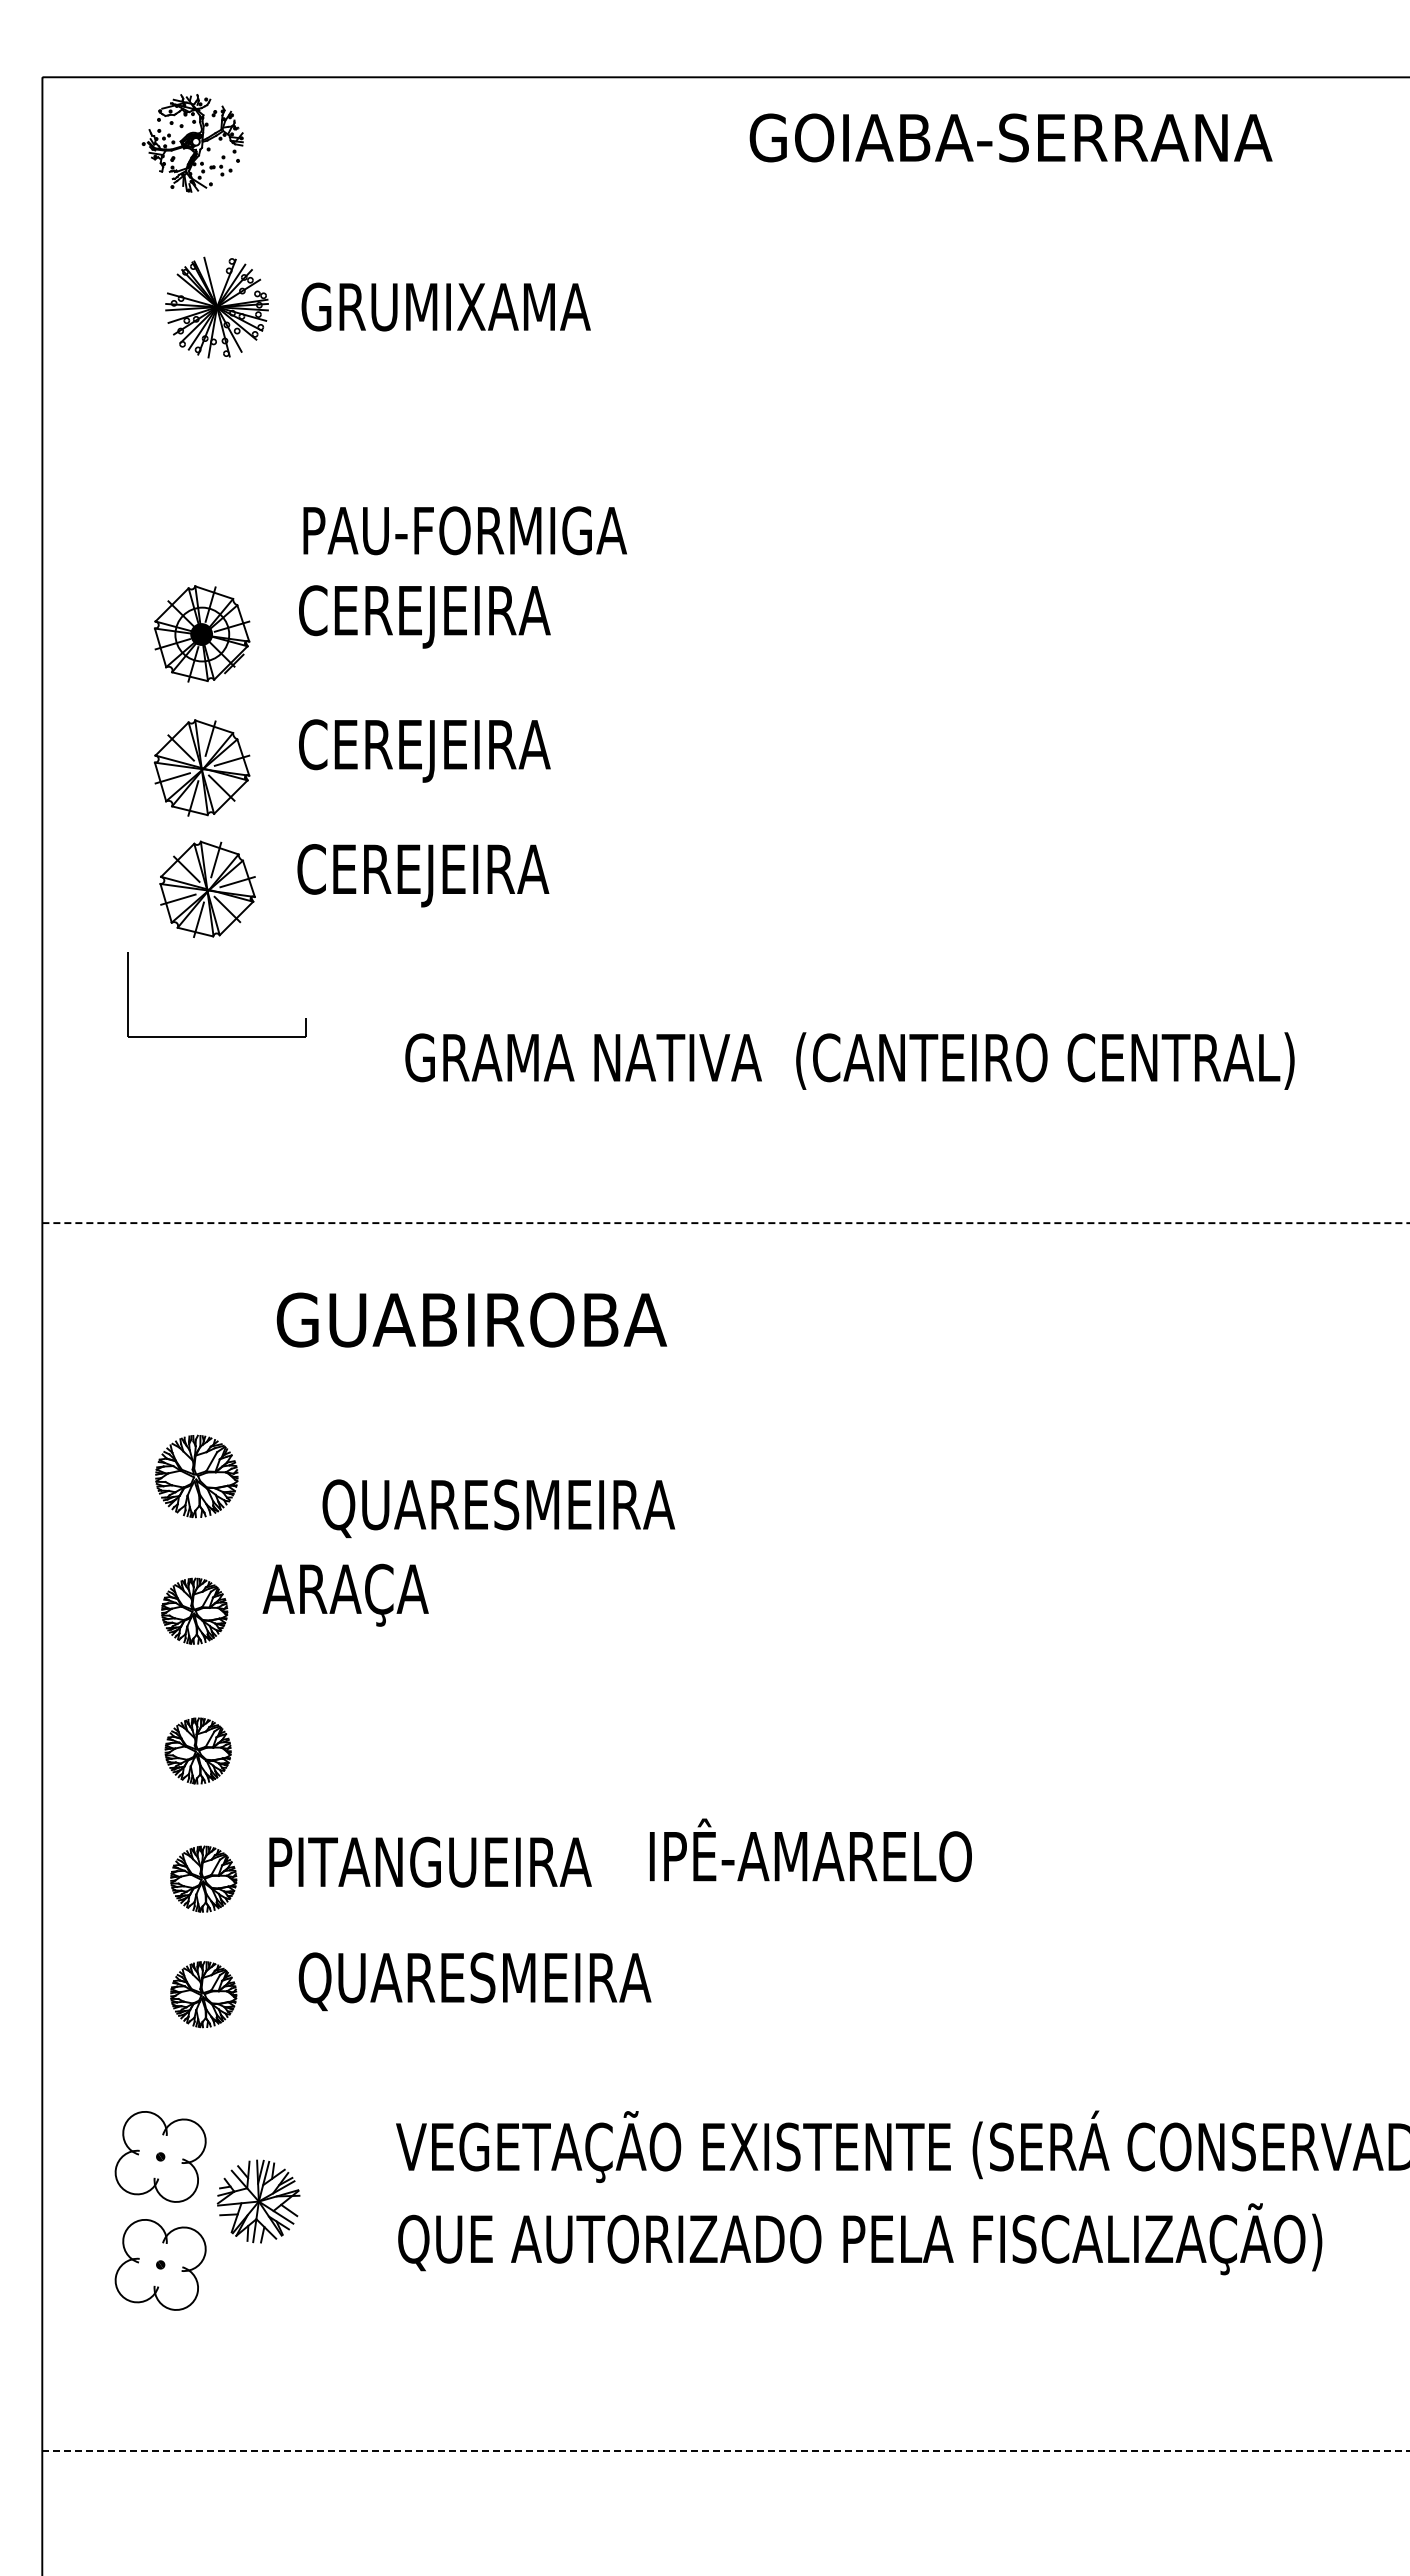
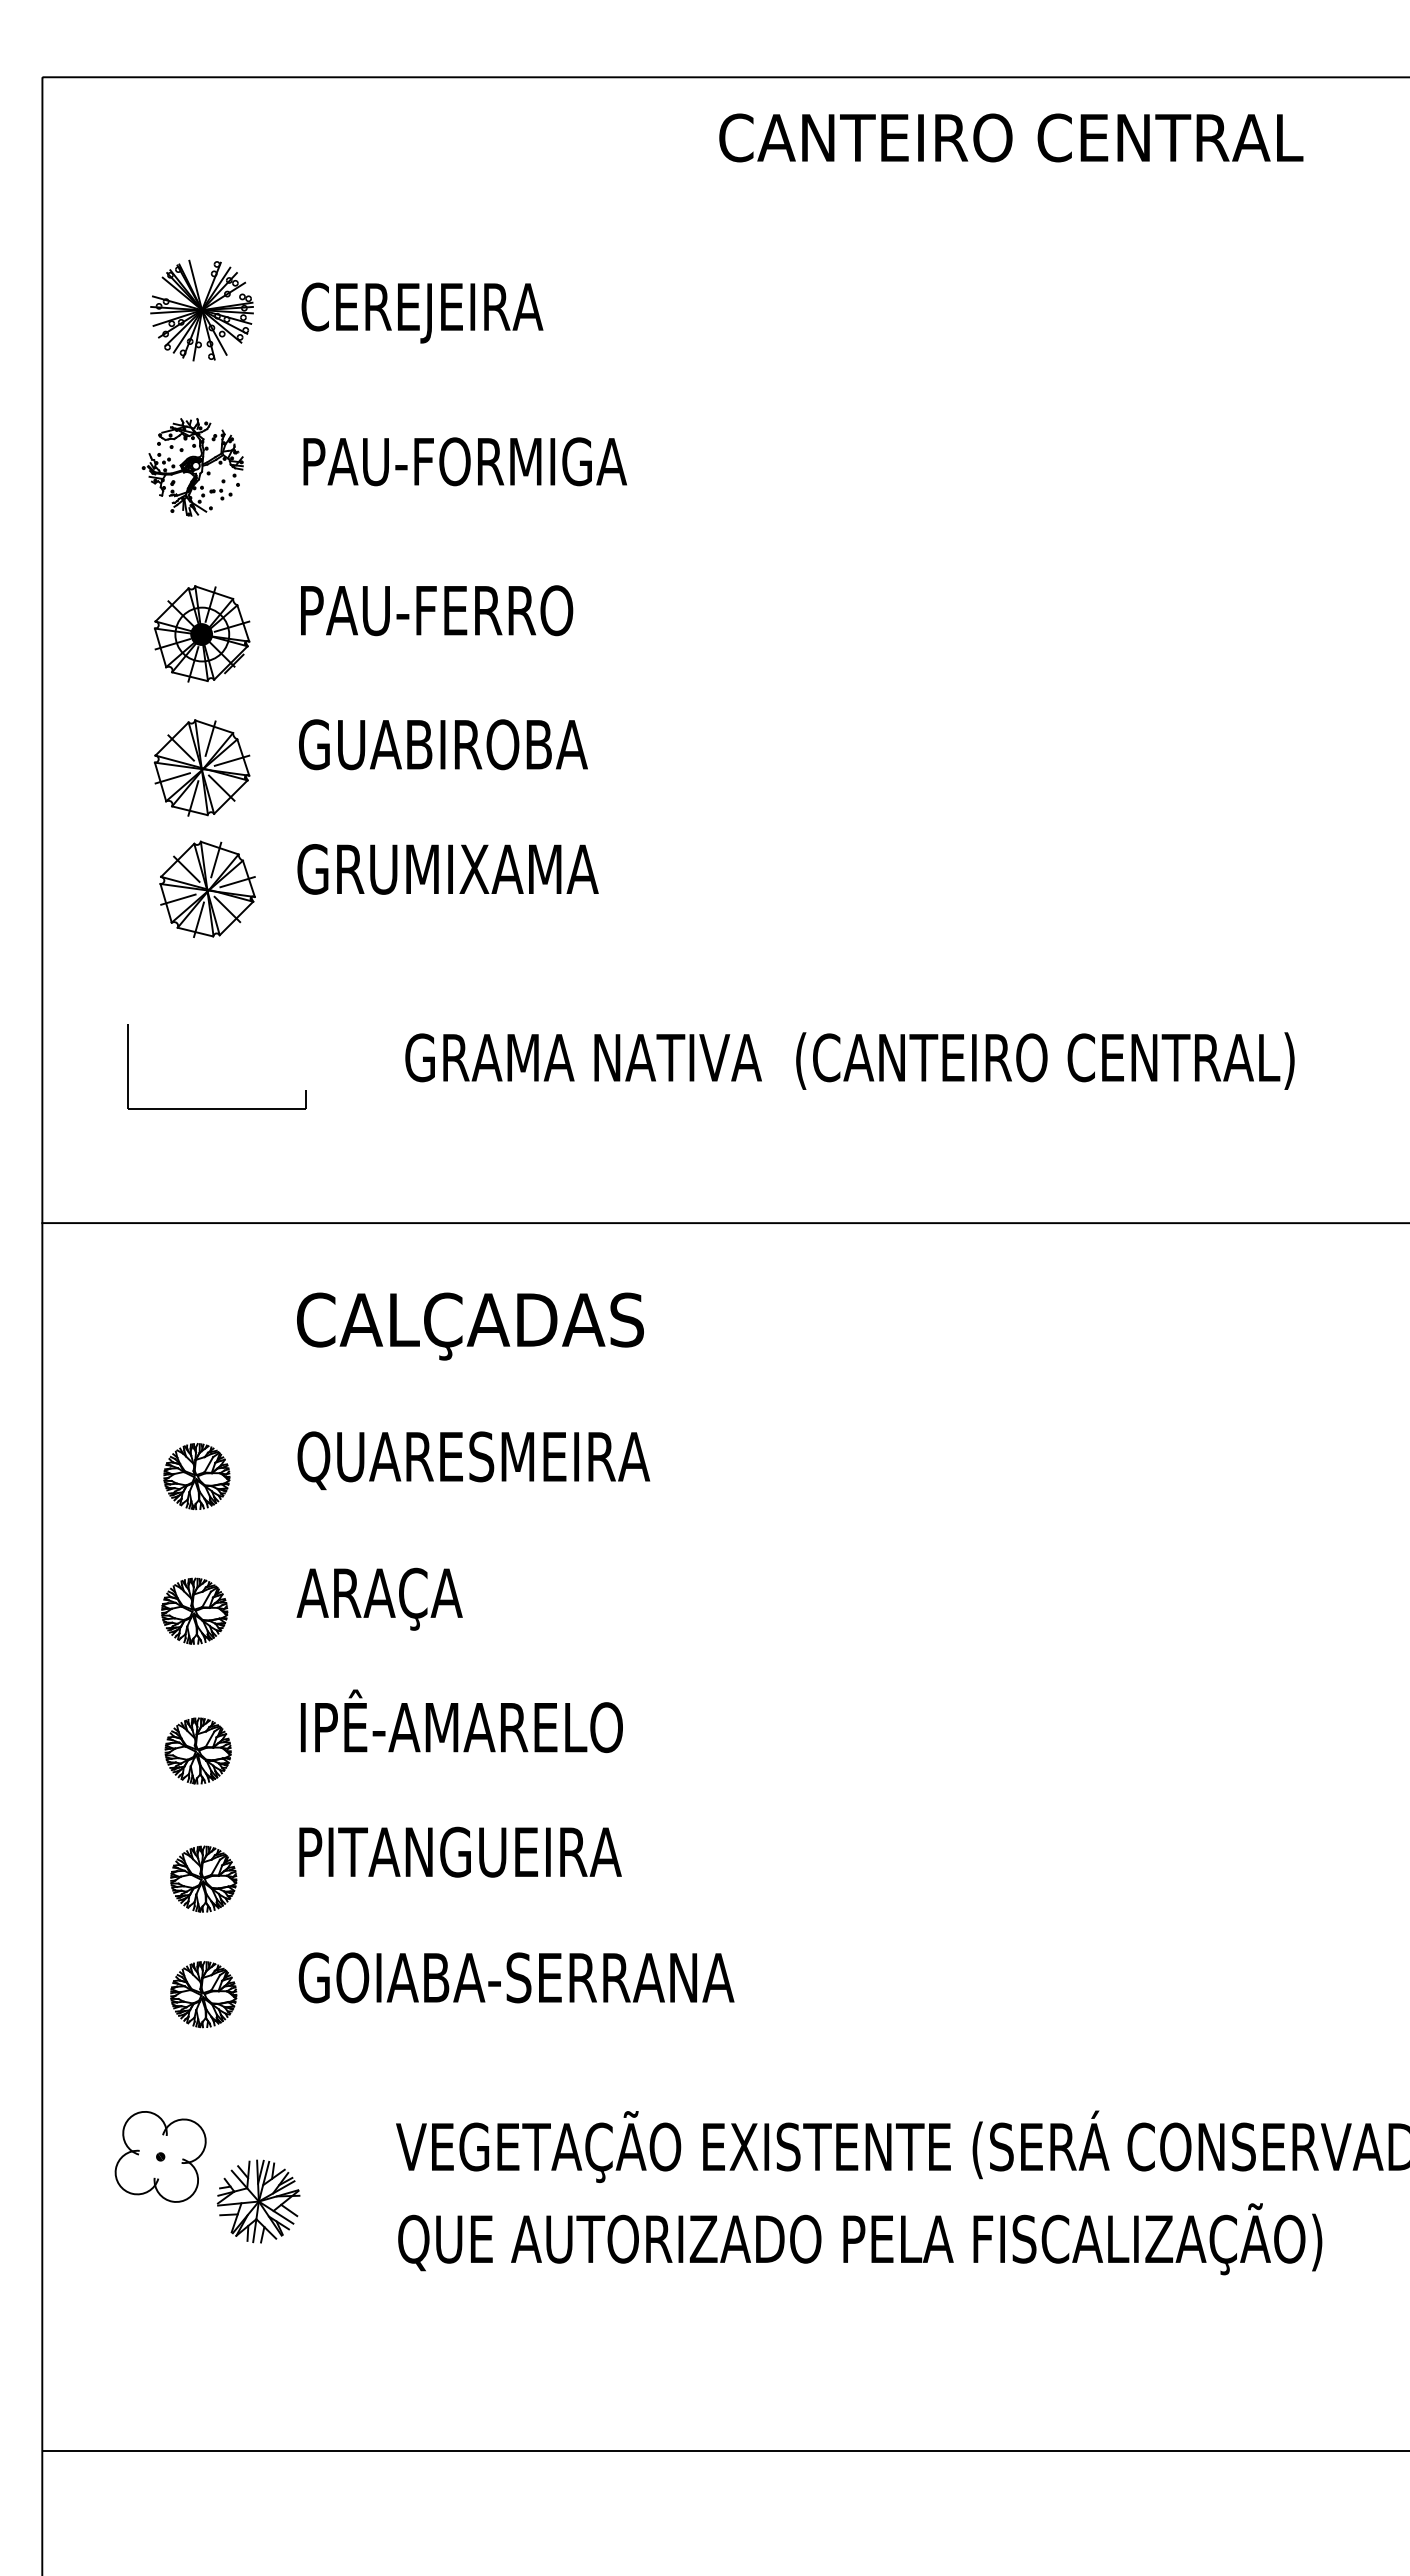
text: GOIABA-SERRANA -> CANTEIRO CENTRAL (1011, 137)
part position: (192, 143) -> (192, 467) (192, 467)
part position: (216, 307) -> (201, 310) (201, 310)
text: GRUMIXAMA -> CEREJEIRA (454, 313)
text position: (464, 530) -> (464, 461) (464, 461)
text: CEREJEIRA -> PAU-FERRO (436, 616)
text: CEREJEIRA -> GUABIROBA (452, 750)
text: CEREJEIRA -> GRUMIXAMA (456, 875)
part position: (216, 1036) -> (216, 1108) (216, 1108)
line: dashed -> solid (726, 1223)
text: GUABIROBA -> CALÇADAS (471, 1326)
part size: 84x85 px -> 68x68 px (196, 1476)
text position: (498, 1508) -> (473, 1460) (473, 1460)
text position: (345, 1594) -> (379, 1598) (379, 1598)
text position: (810, 1850) -> (461, 1721) (461, 1721)
text position: (430, 1861) -> (460, 1851) (460, 1851)
text: QUARESMEIRA -> GOIABA-SERRANA (519, 1981)
part: present -> none (160, 2264)
line: dashed -> solid (726, 2451)
